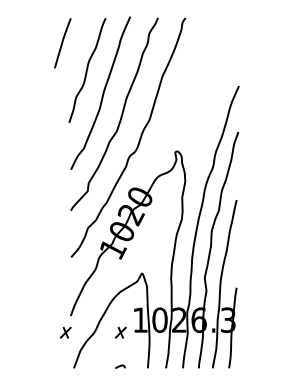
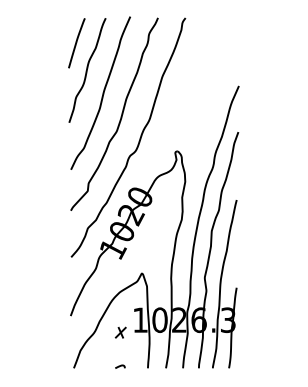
line position: (62, 43) -> (76, 43) (76, 43)
part: present -> none (65, 332)
